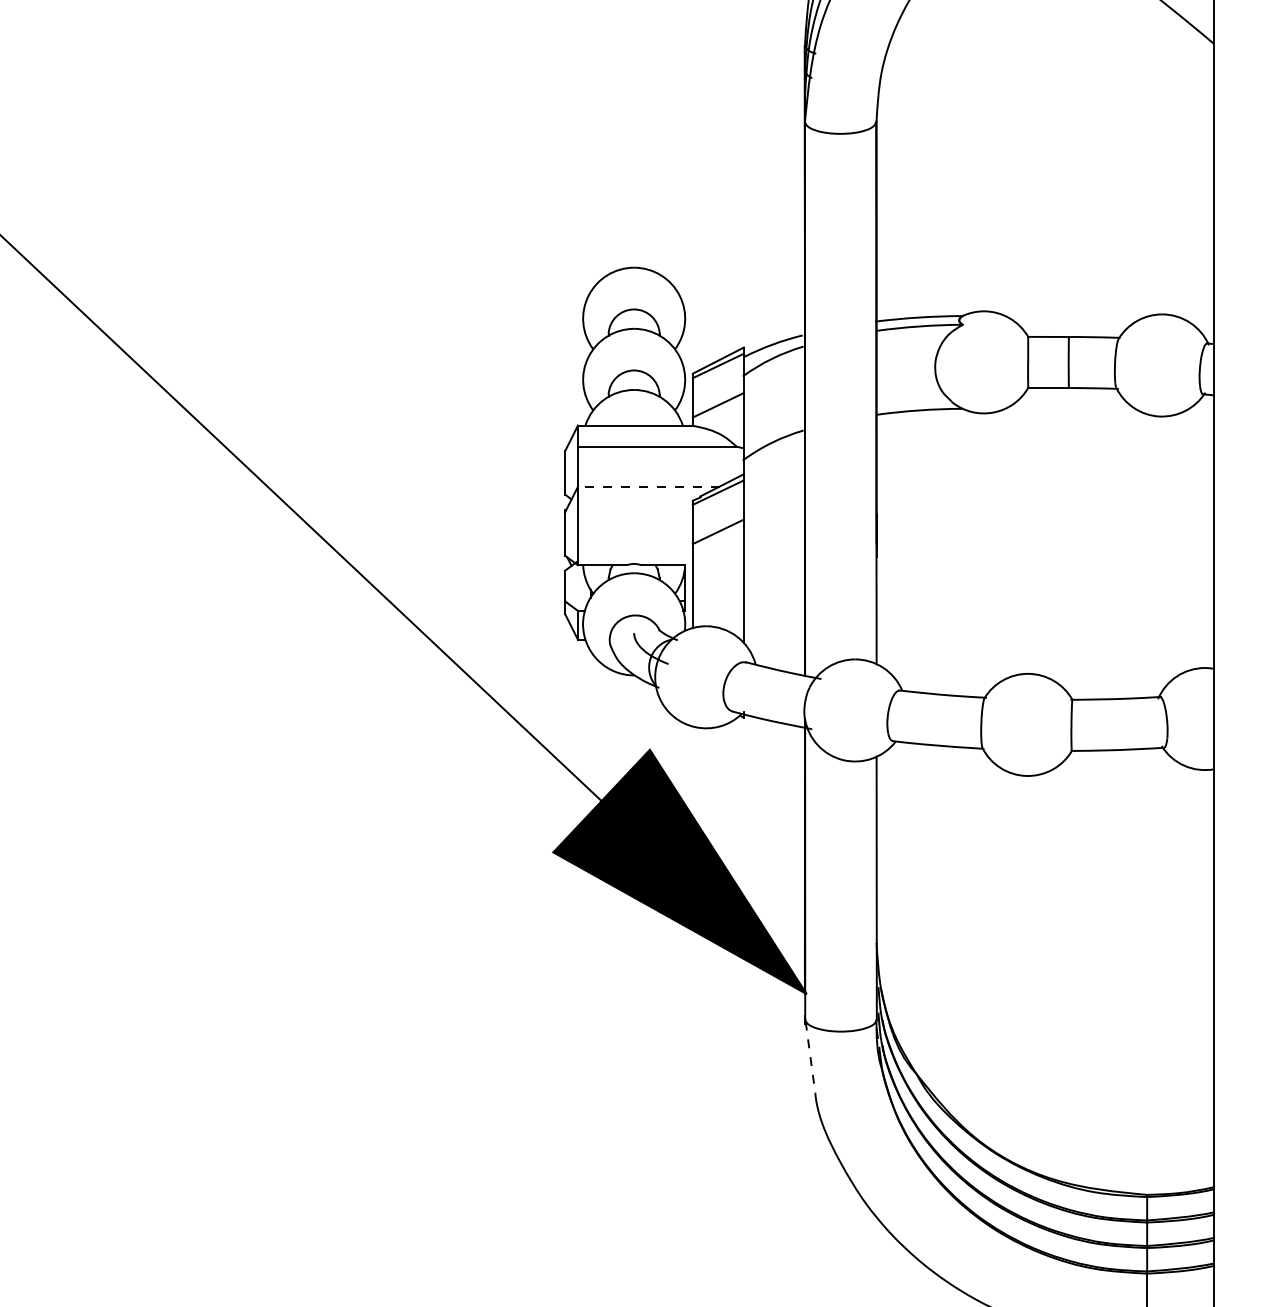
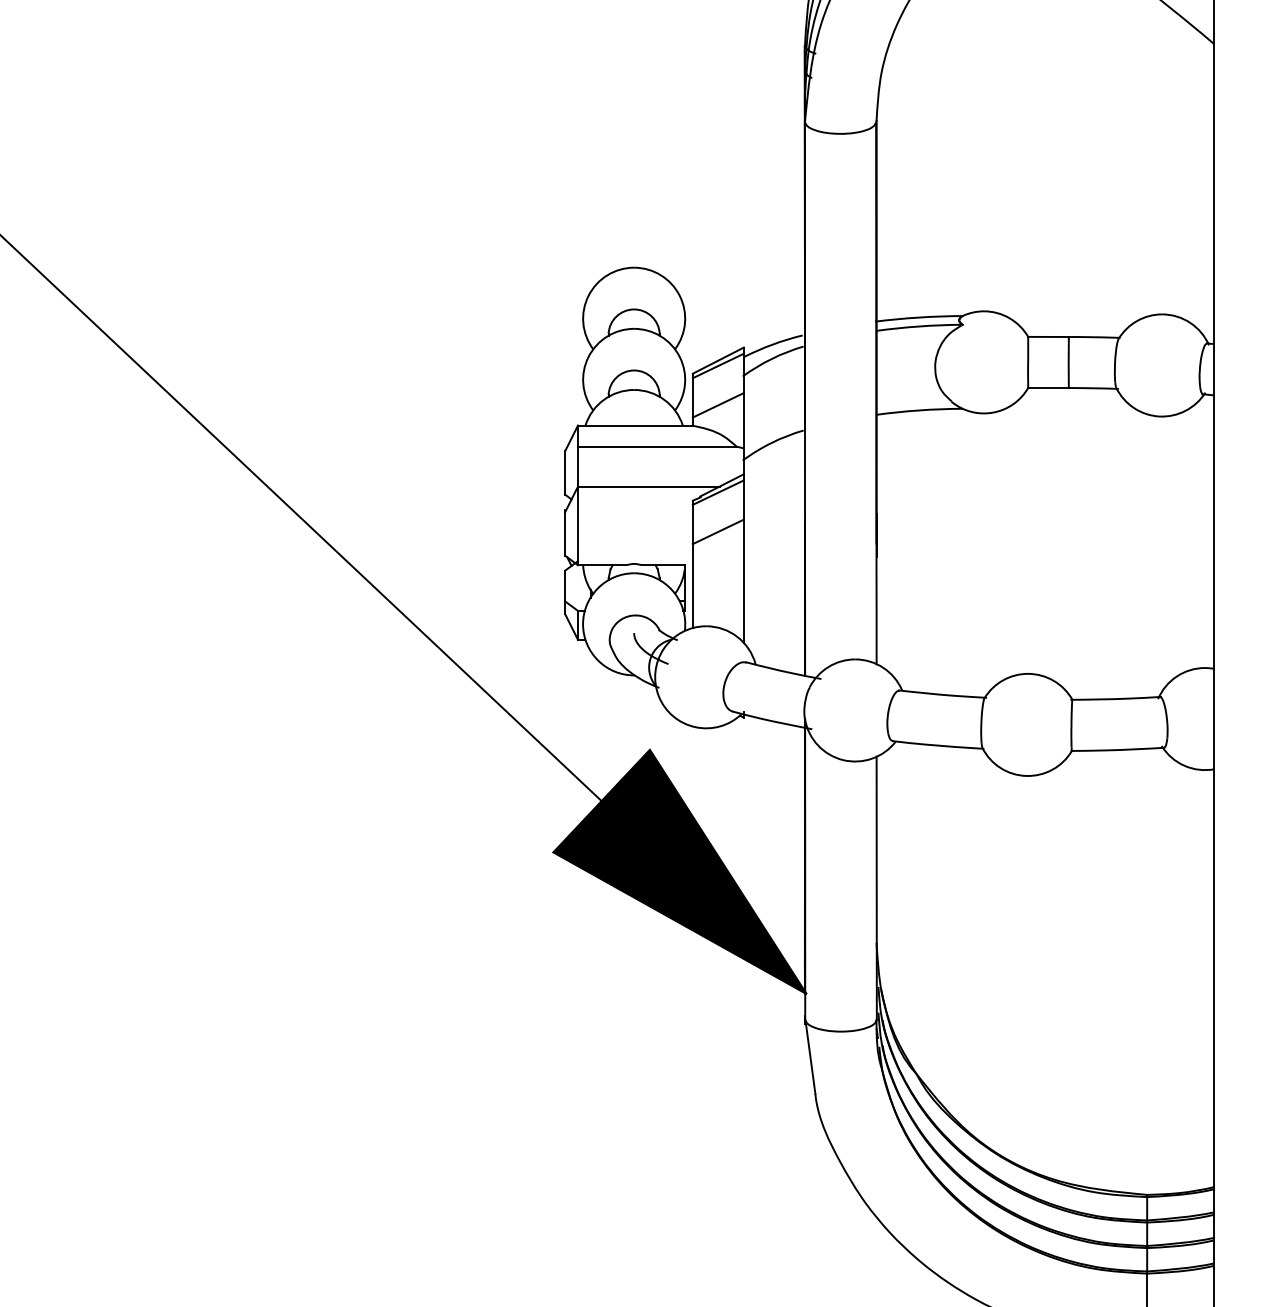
line: dashed -> solid (648, 486)
line: dashed -> solid (810, 1058)
